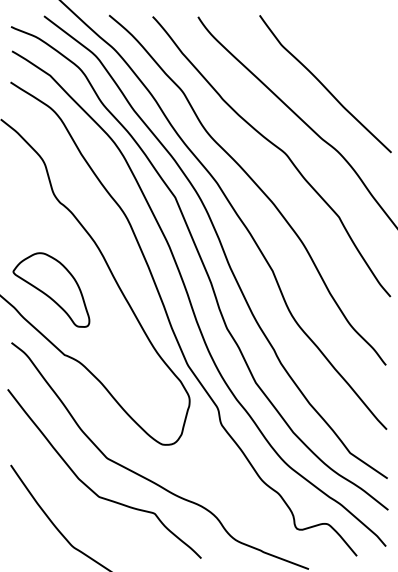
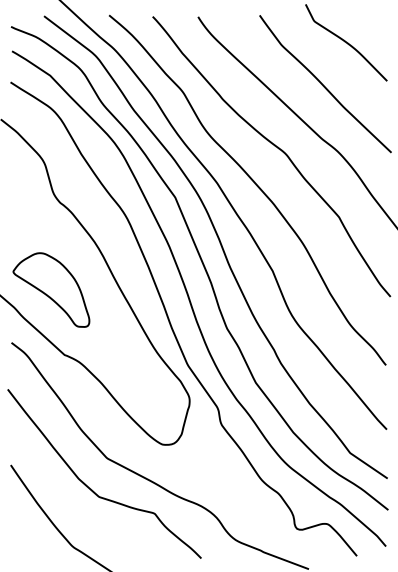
curve: none -> present (346, 42)
